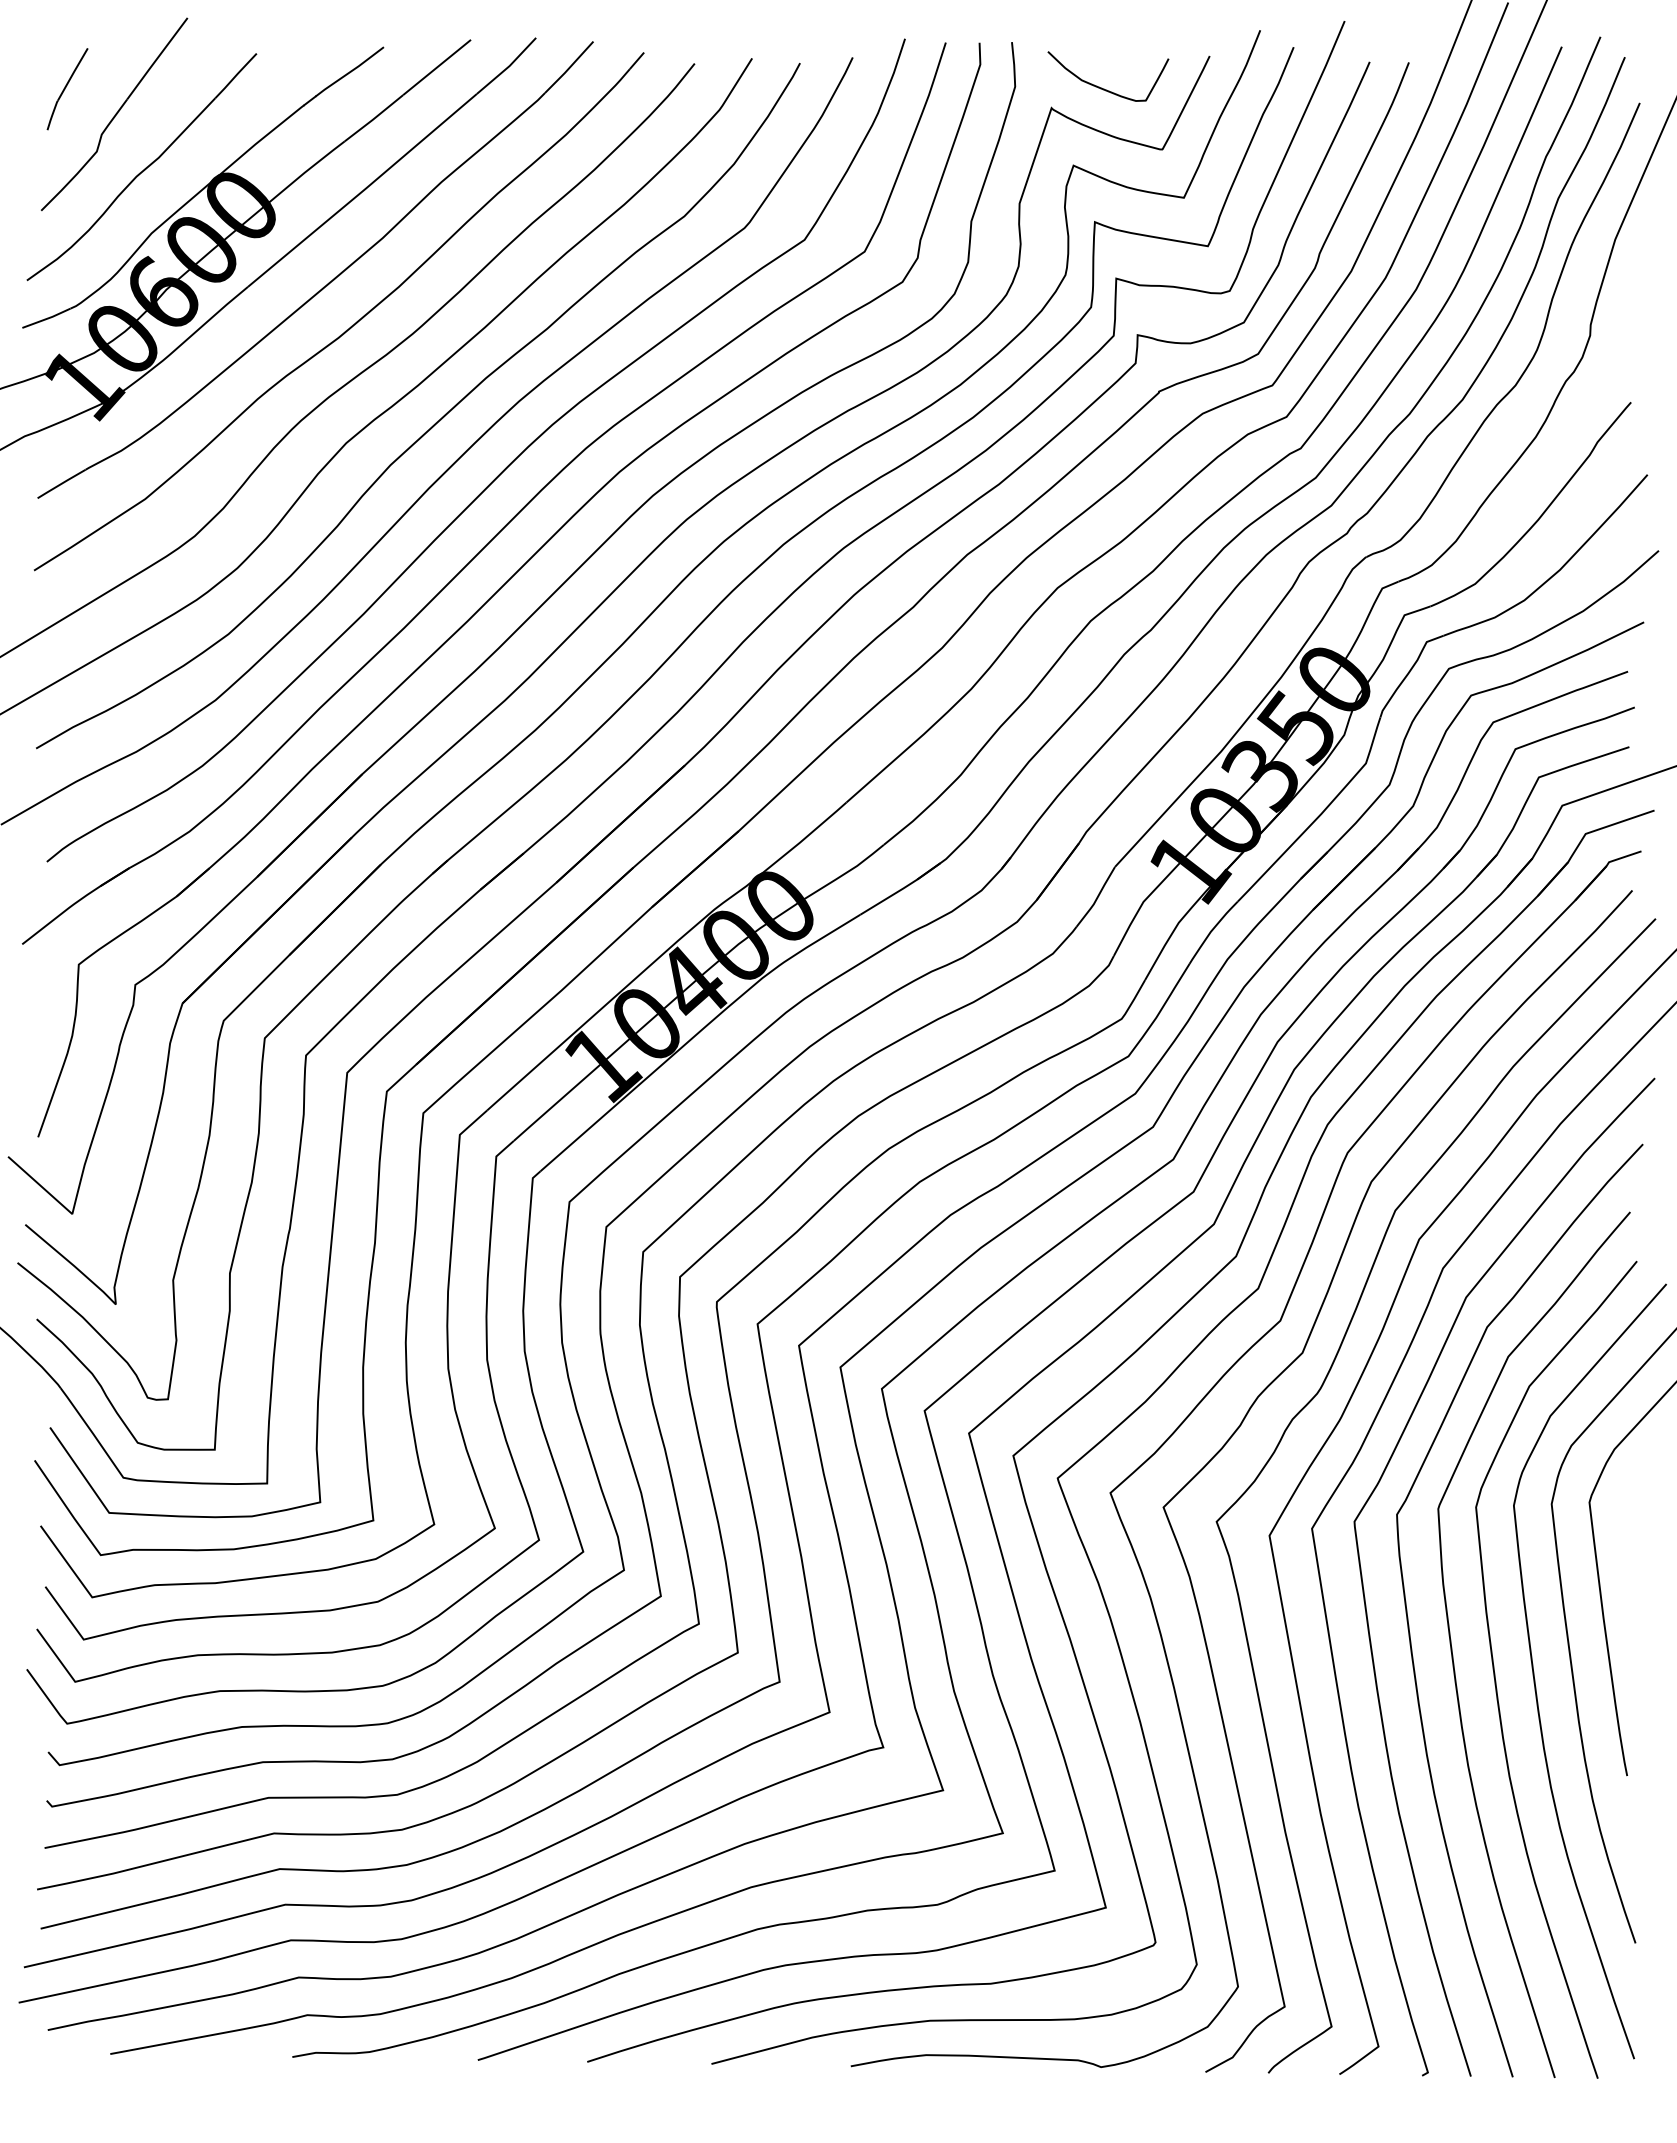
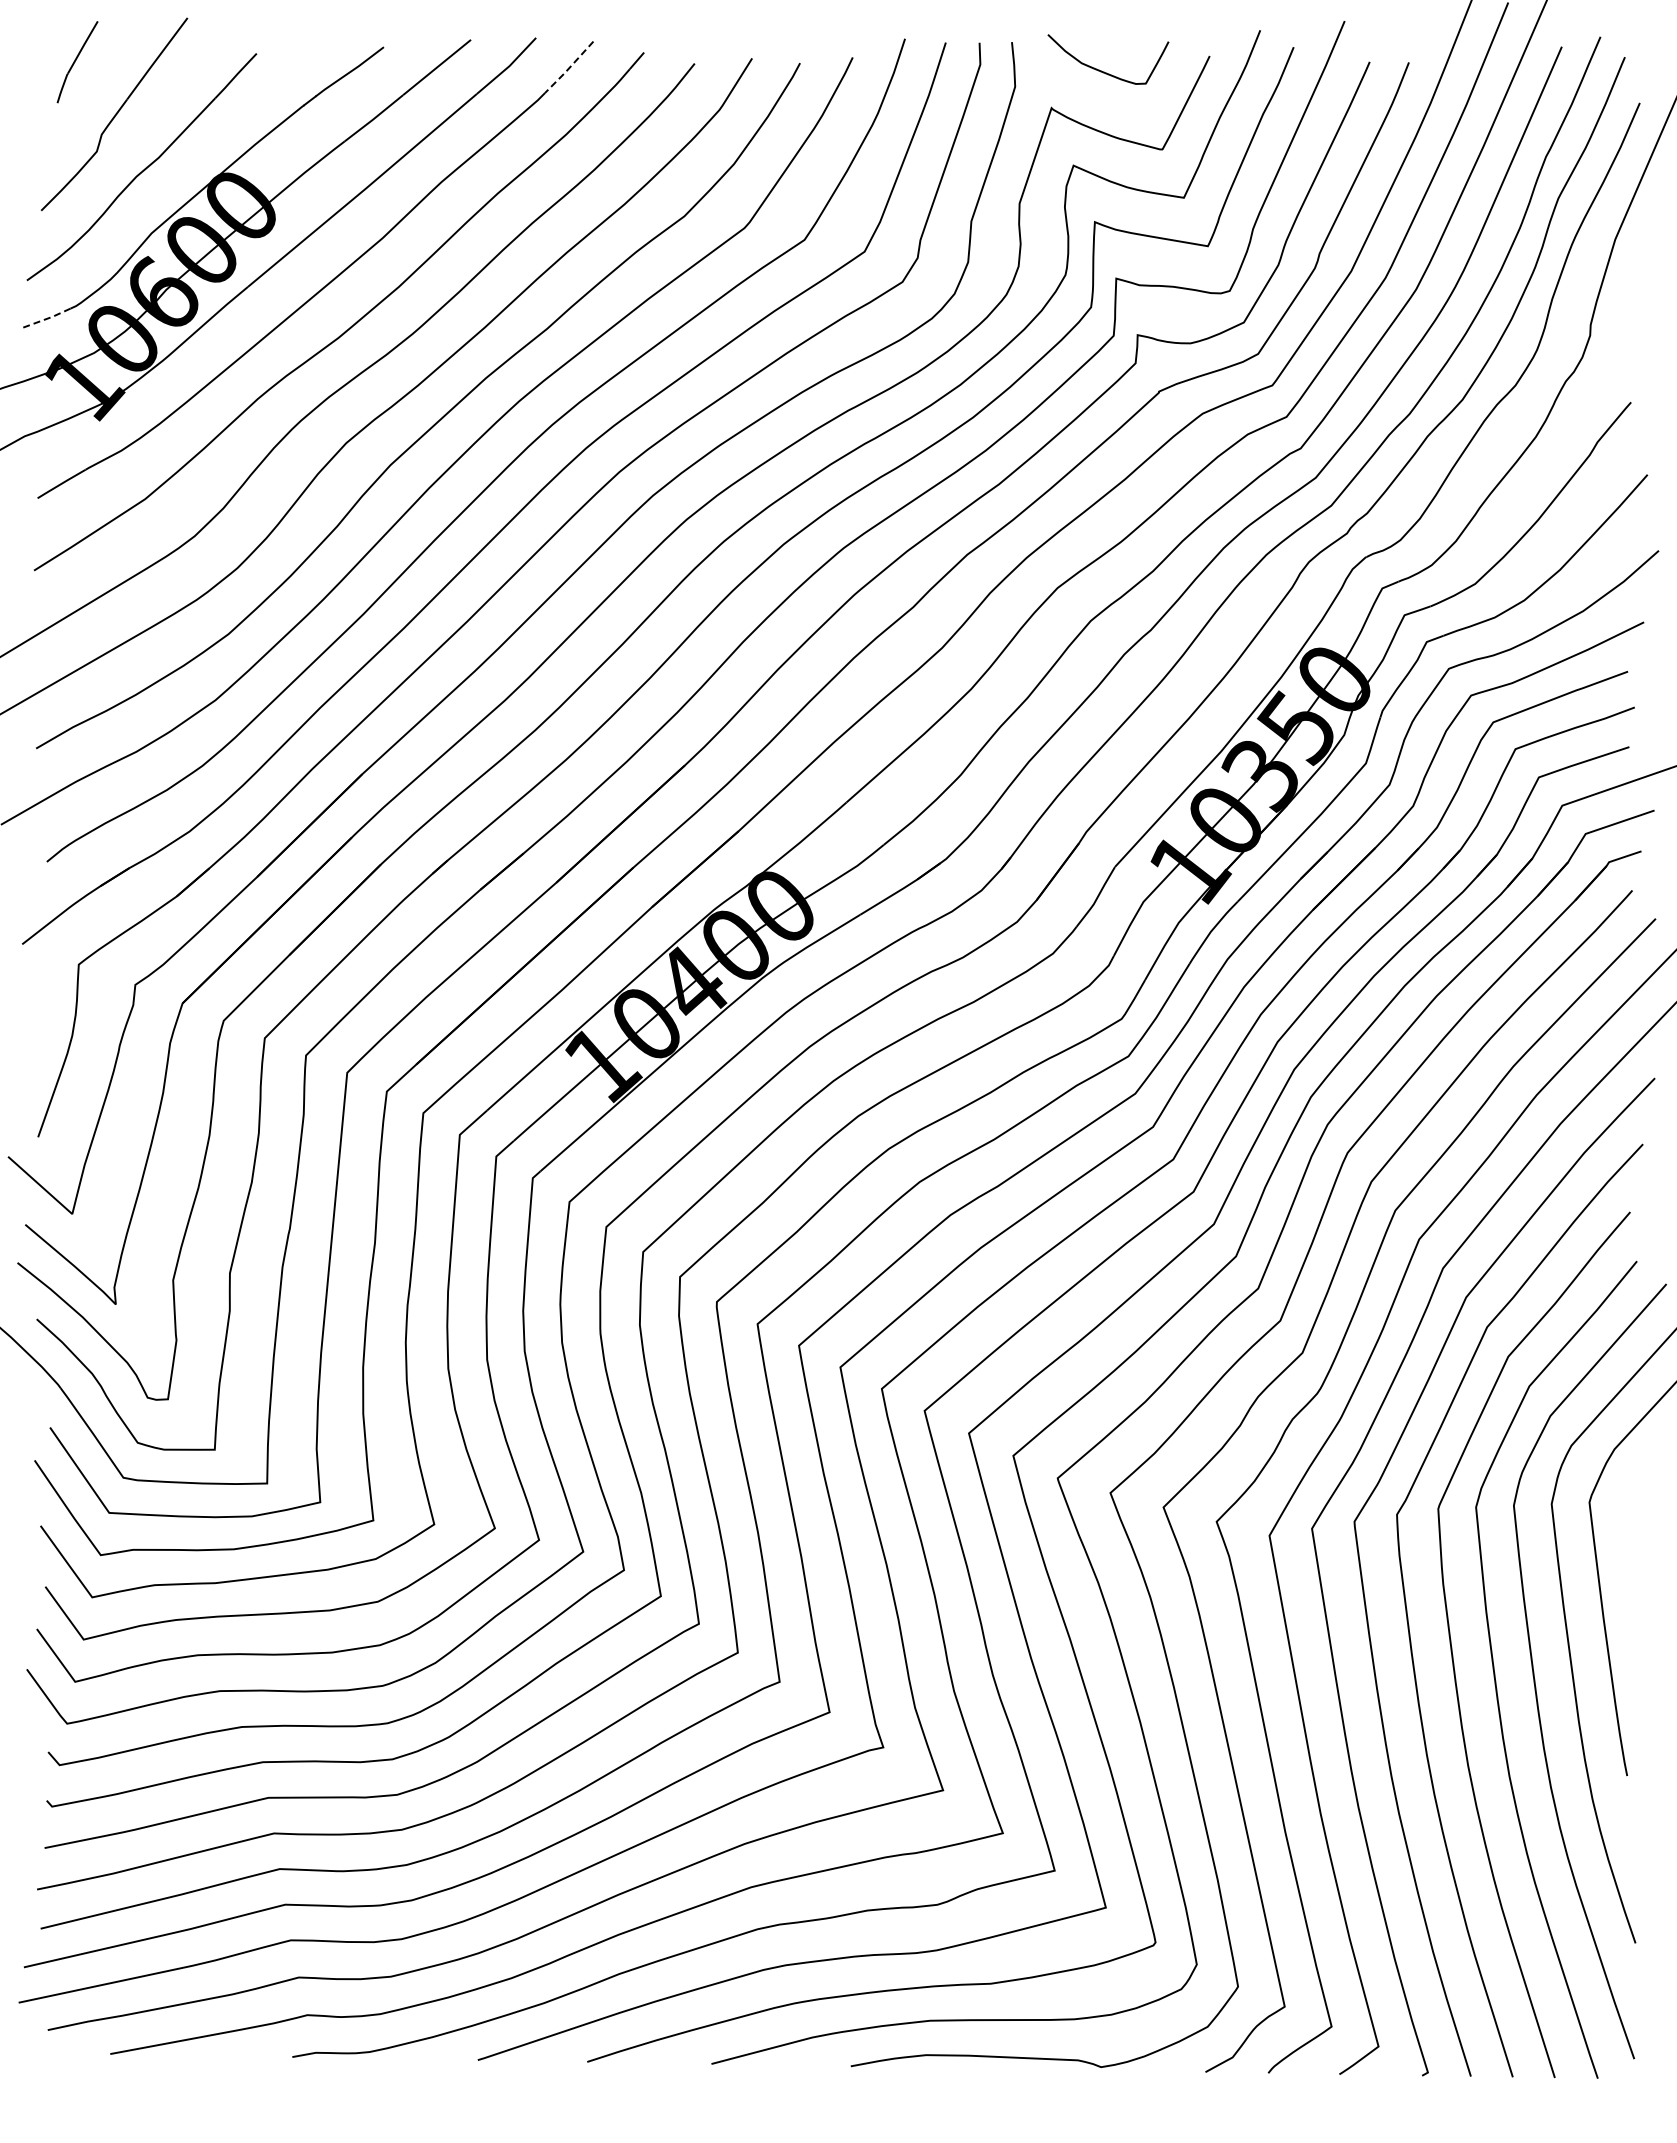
line: solid -> dashed (568, 68)
curve position: (1104, 88) -> (1104, 71) (1104, 71)
part position: (67, 89) -> (77, 62) (77, 62)
line: solid -> dashed (47, 318)
